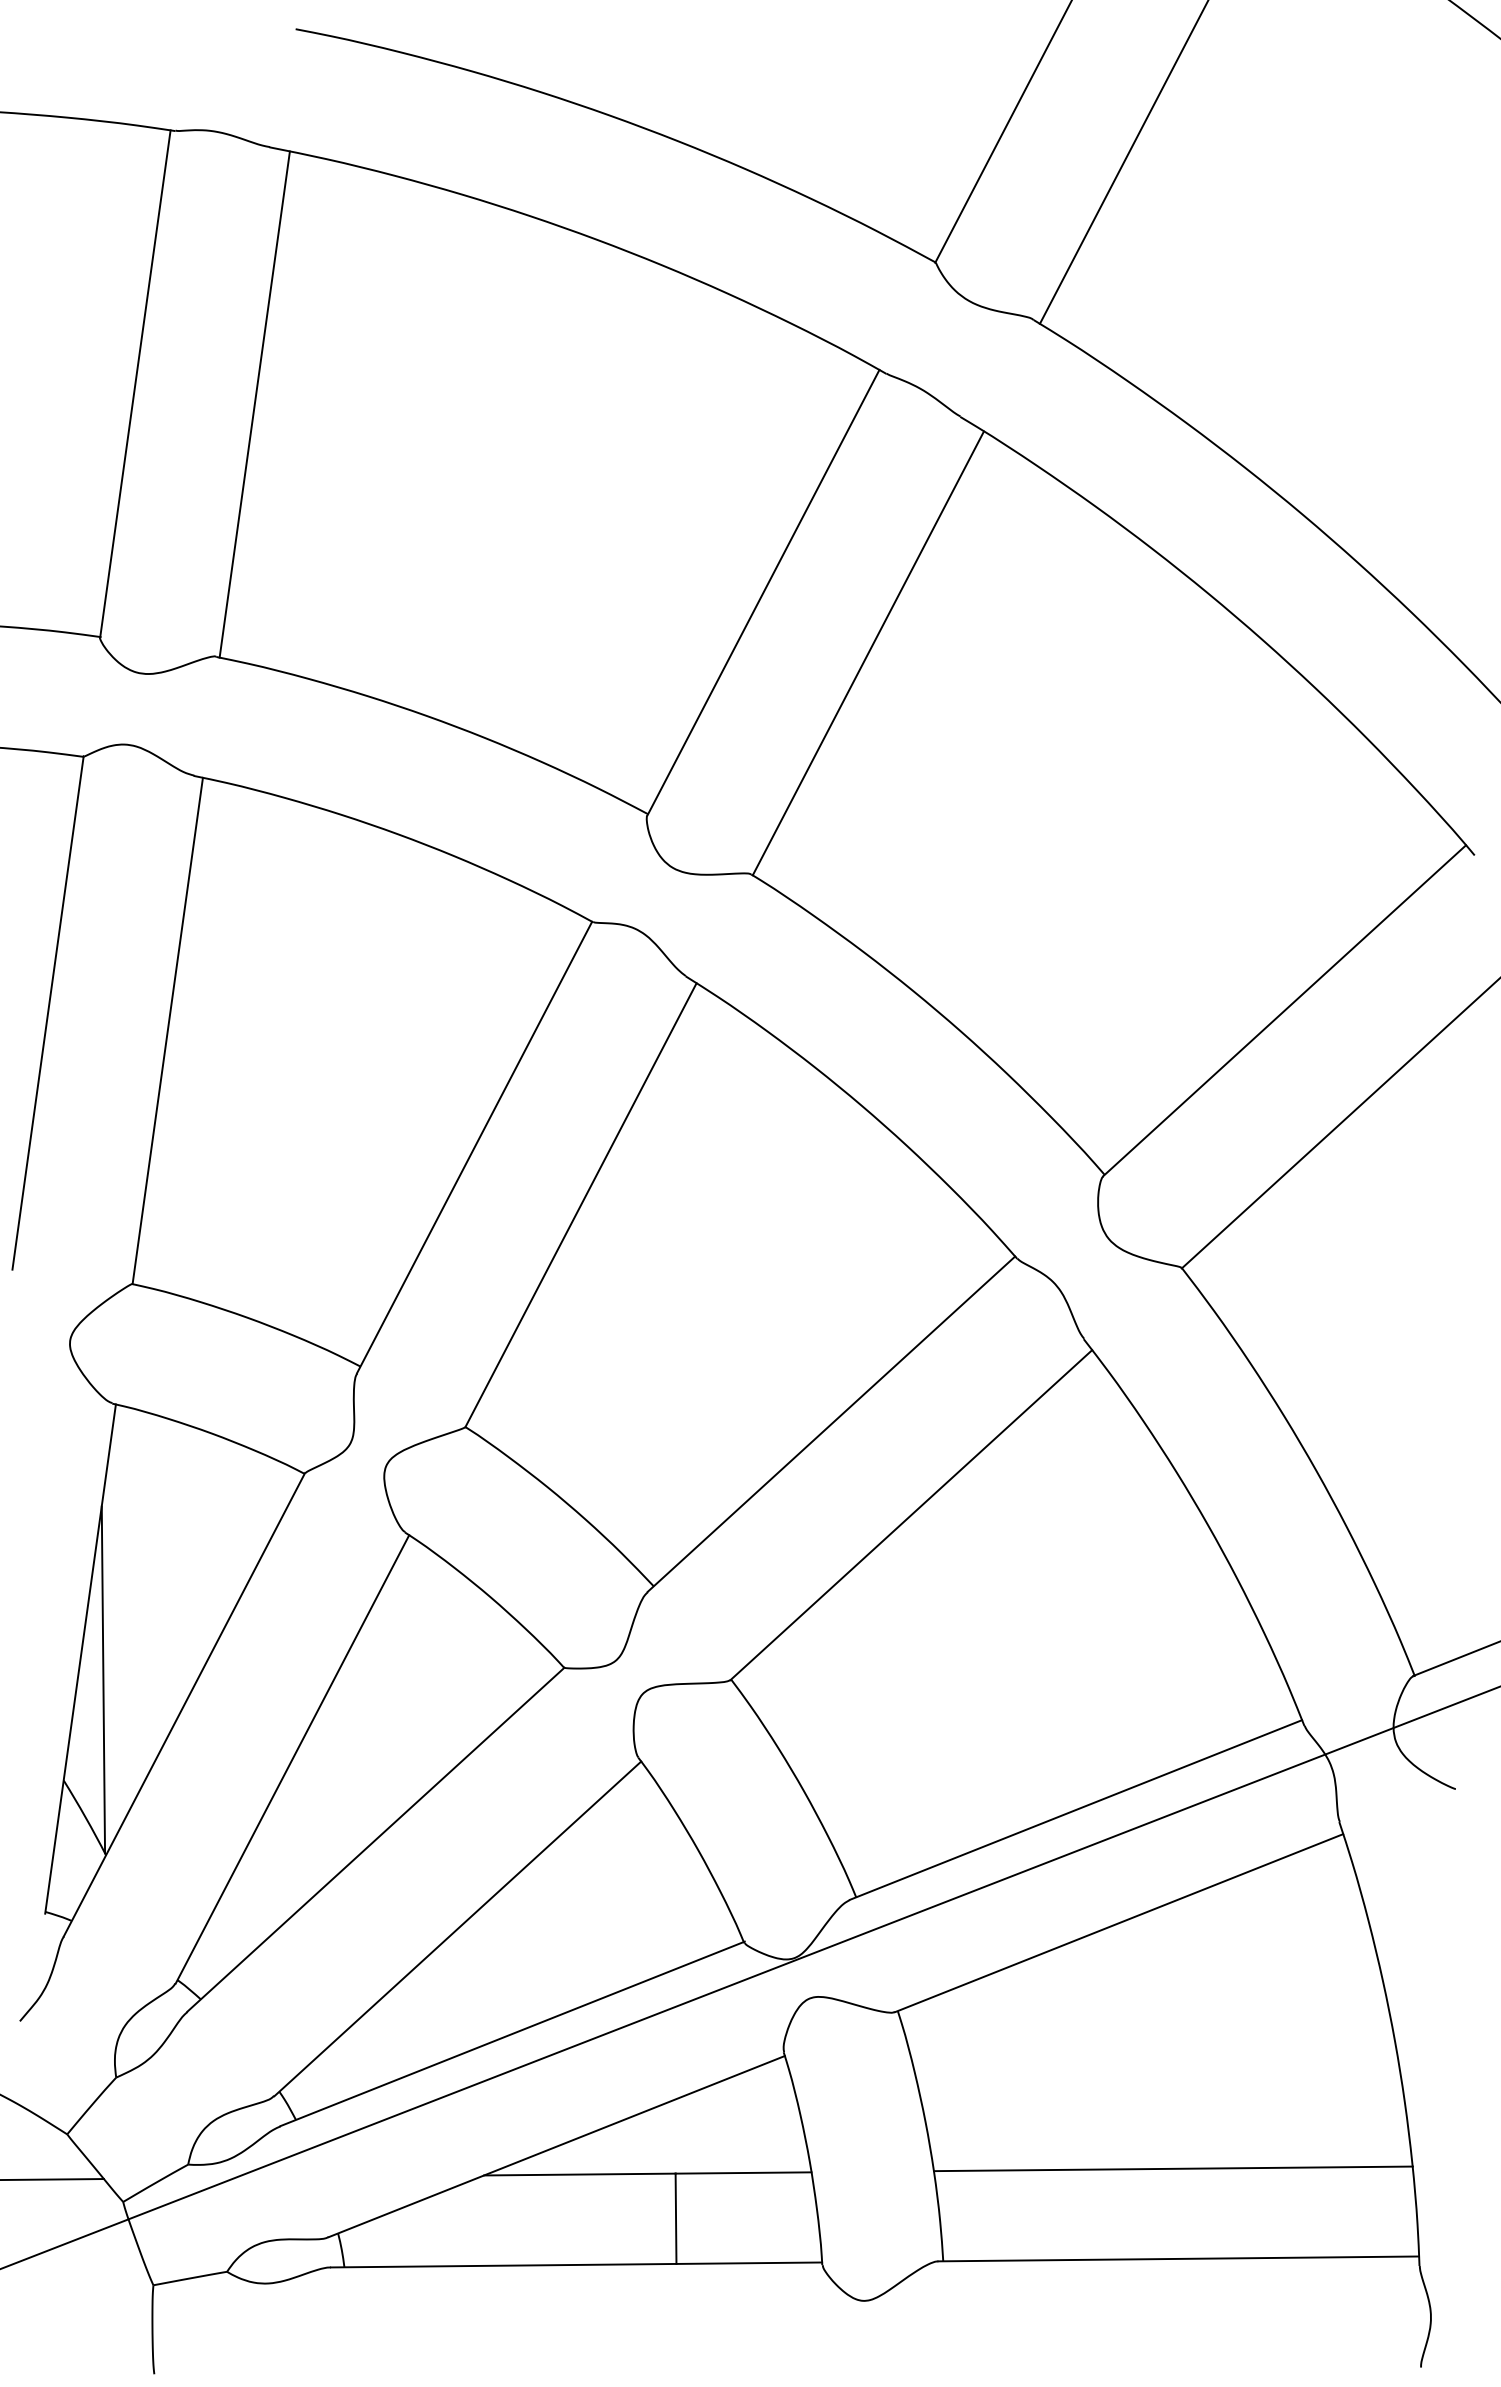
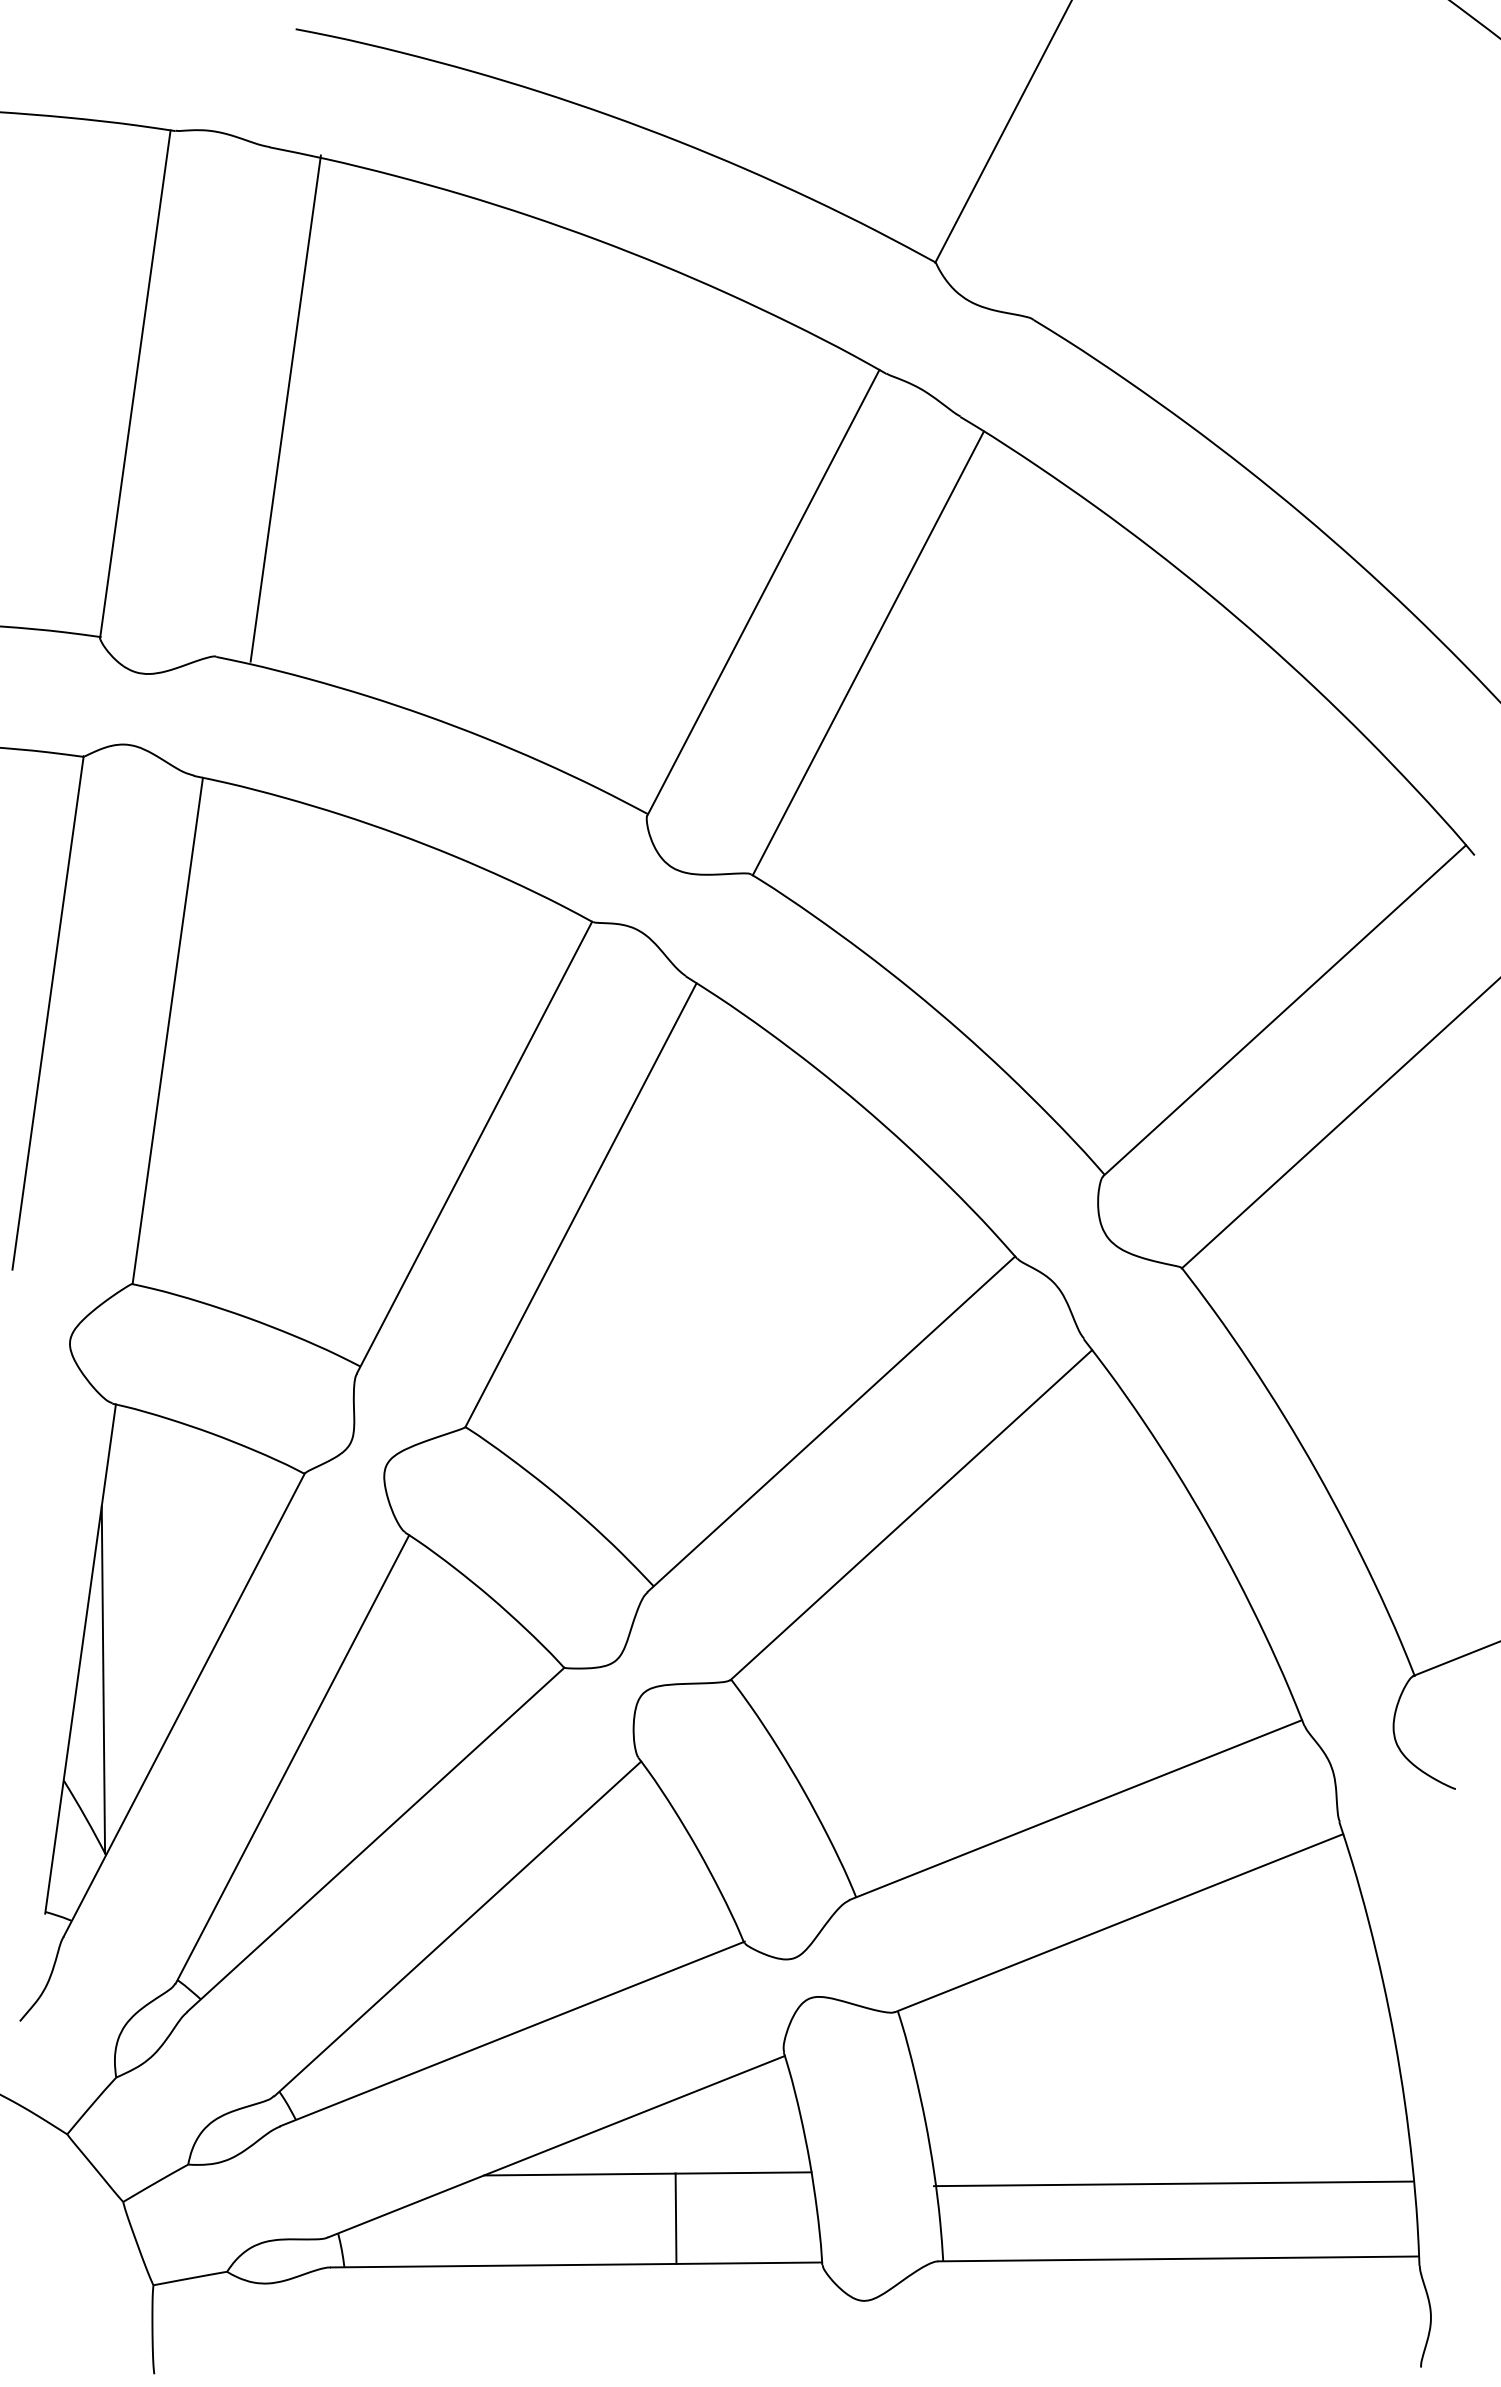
line: present -> none (1123, 162)
line position: (254, 404) -> (285, 408) (285, 408)
line: present -> none (749, 1977)
line position: (1172, 2168) -> (1172, 2183) (1172, 2183)
line: present -> none (52, 2179)
